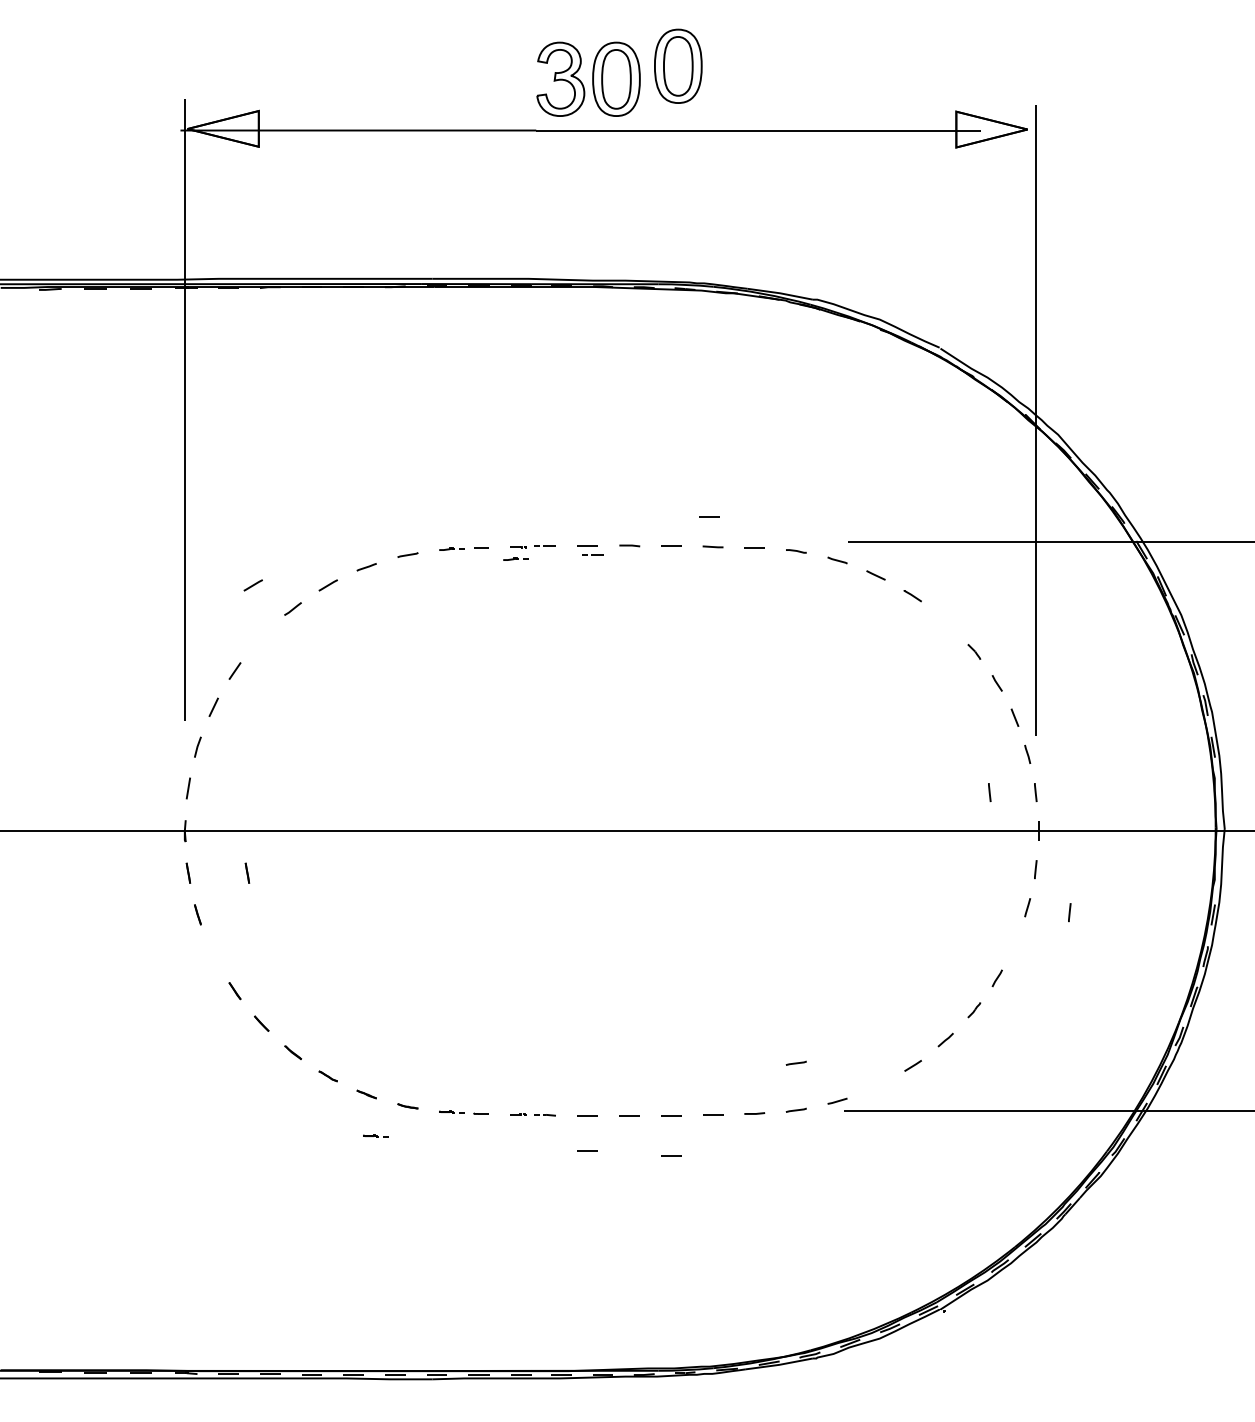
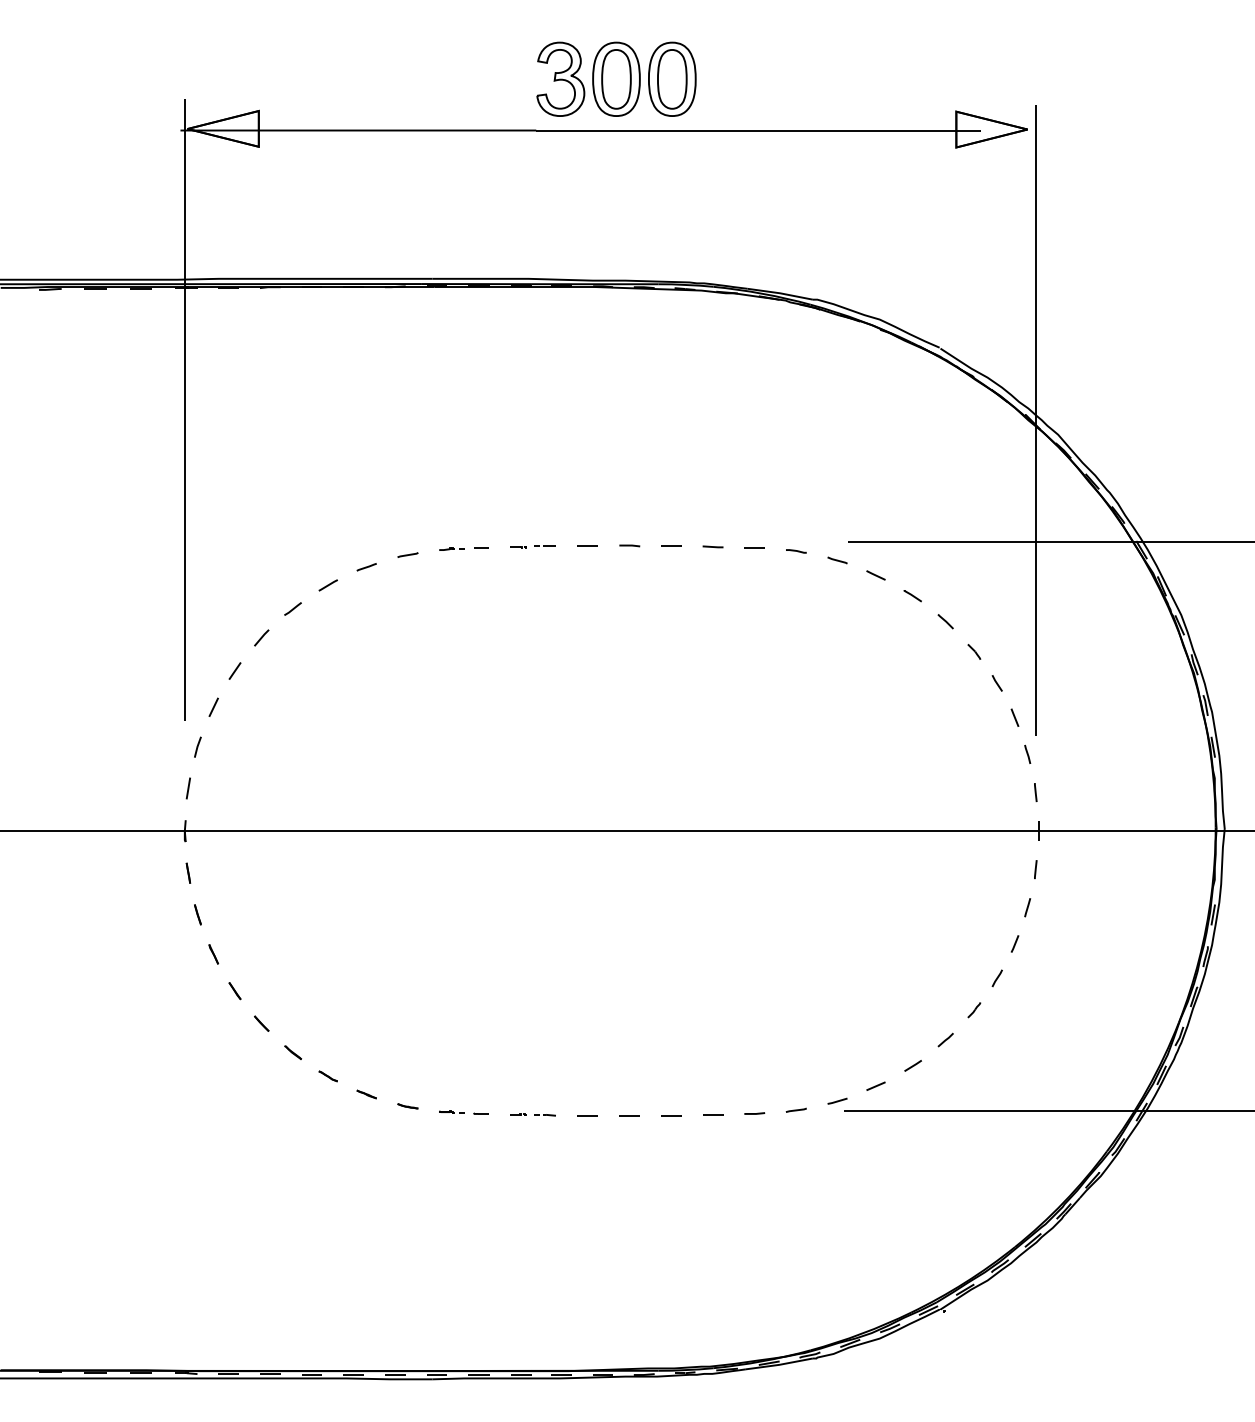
part position: (678, 65) -> (672, 78) (672, 78)
line: present -> none (709, 516)
line: present -> none (592, 554)
part: present -> none (515, 558)
line: present -> none (252, 585)
line: none -> present (945, 621)
line: none -> present (261, 637)
line: present -> none (989, 792)
line: present -> none (247, 872)
line: present -> none (1069, 912)
line: none -> present (1014, 943)
line: none -> present (213, 954)
line: present -> none (795, 1062)
line: none -> present (875, 1085)
part: present -> none (375, 1135)
line: present -> none (587, 1150)
line: present -> none (671, 1155)
